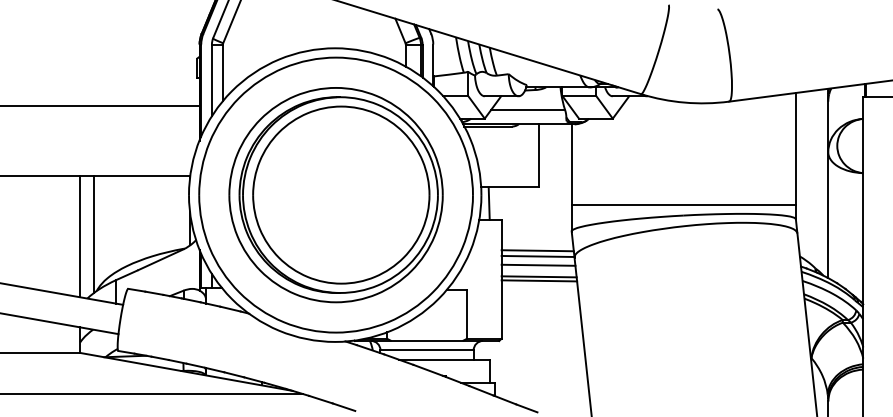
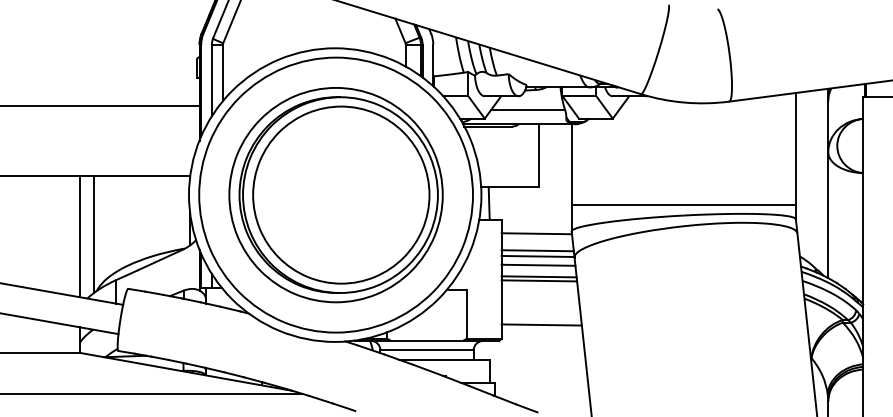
line: none -> present (536, 233)
line: none -> present (541, 324)
